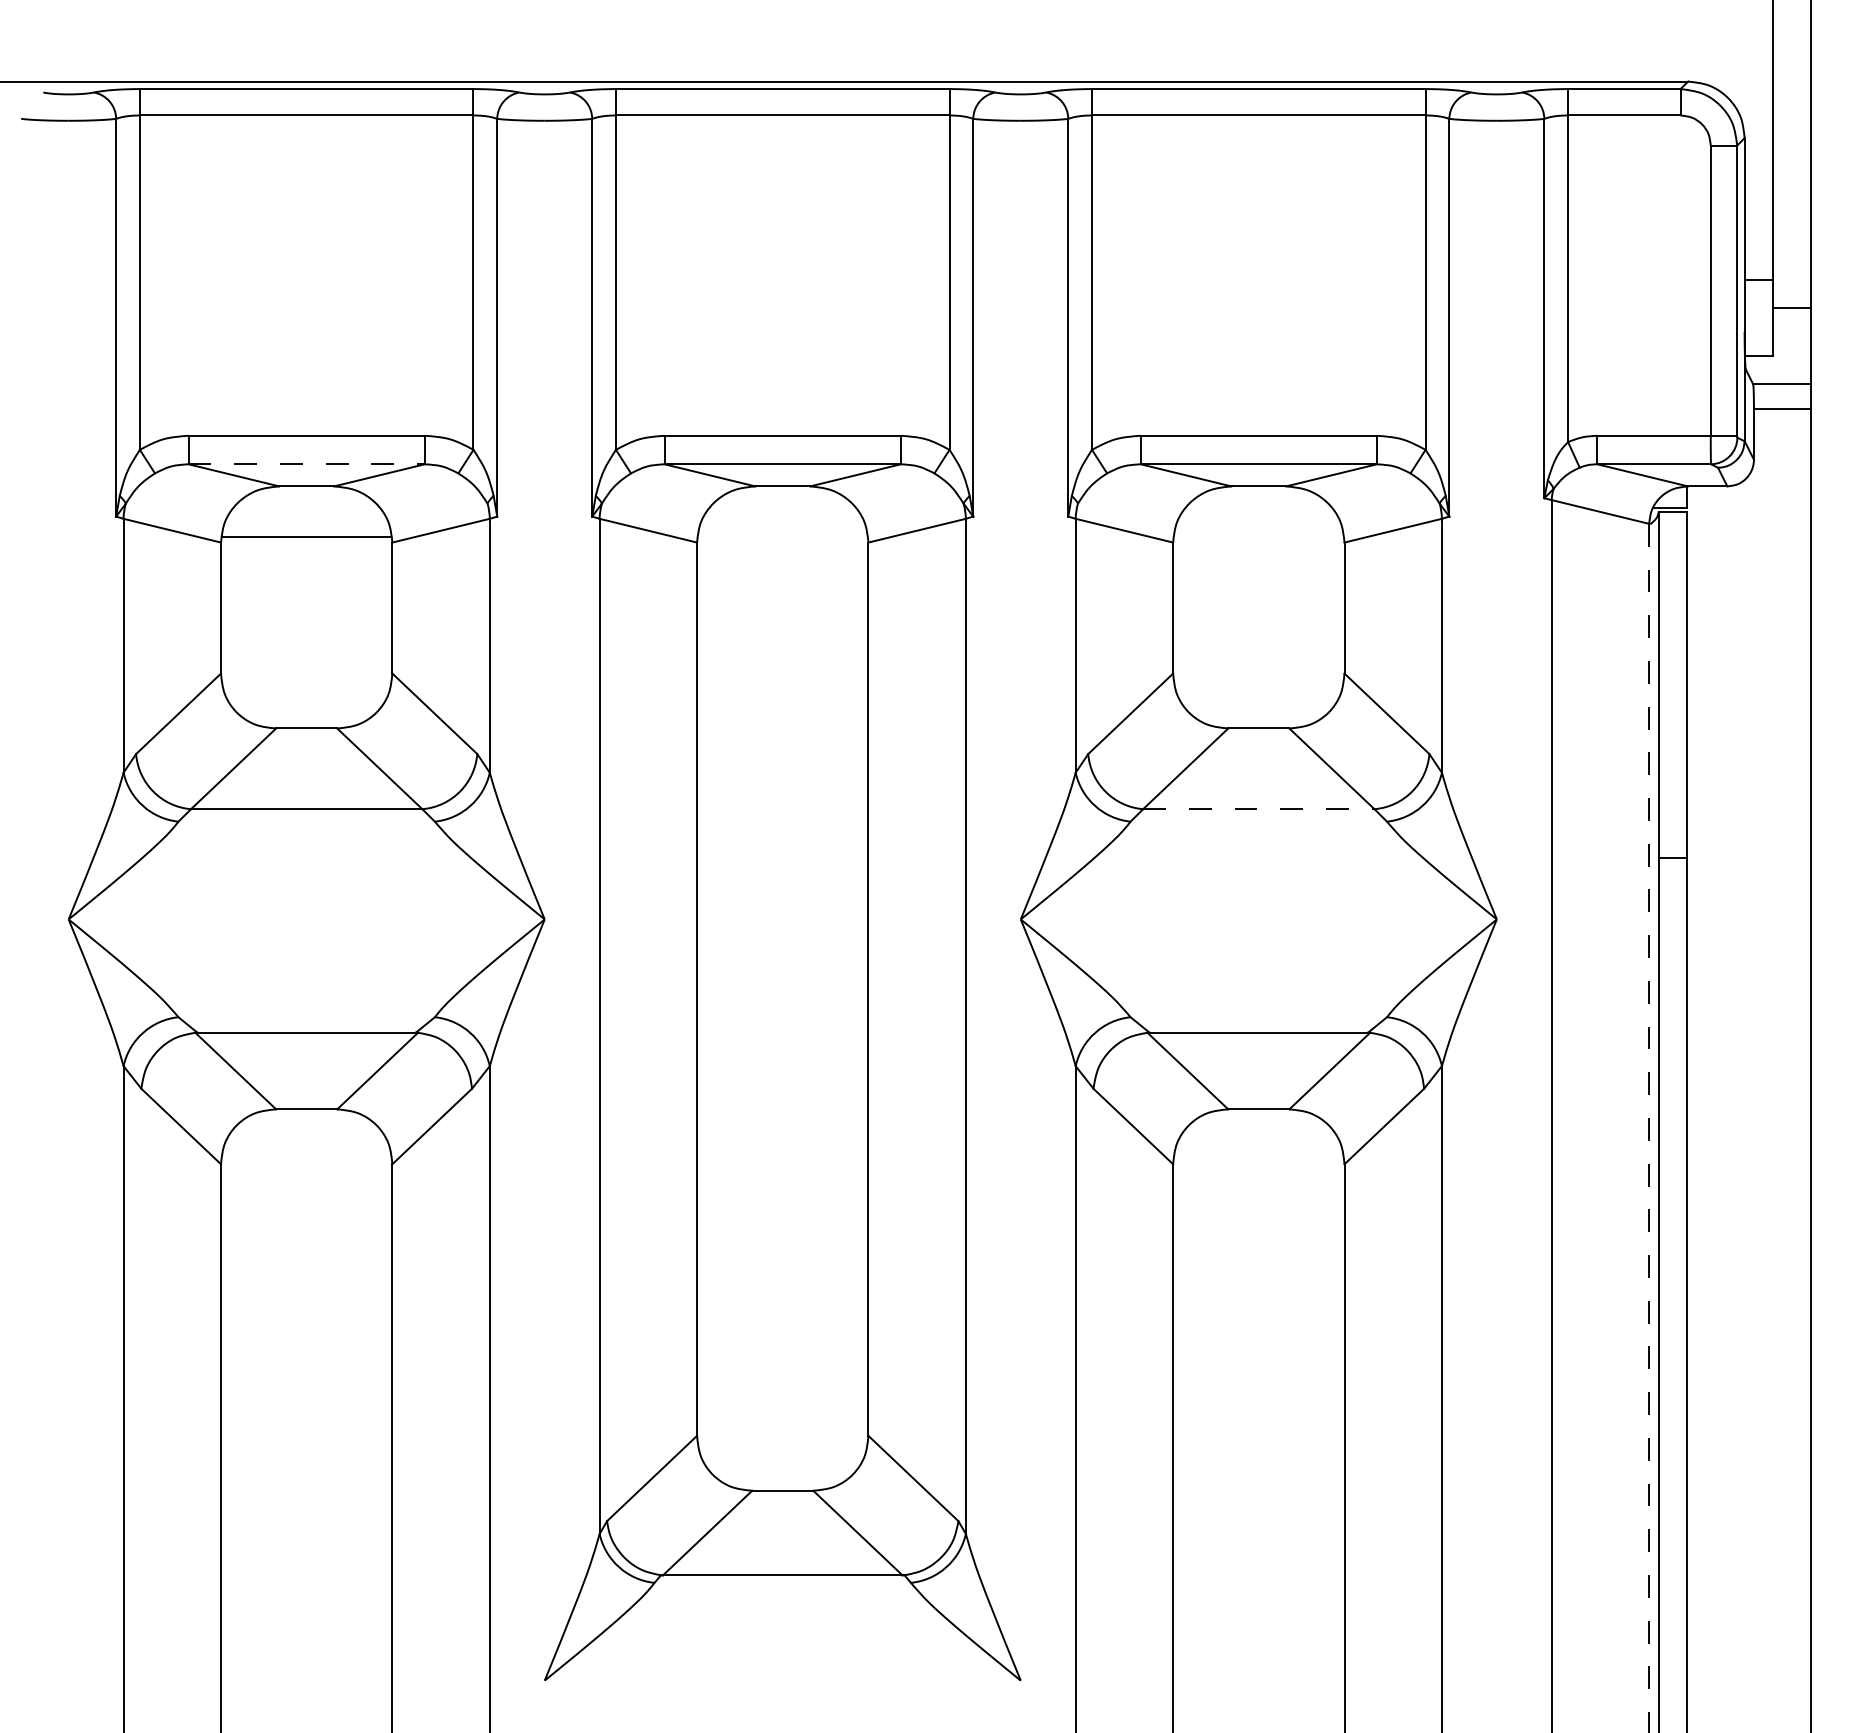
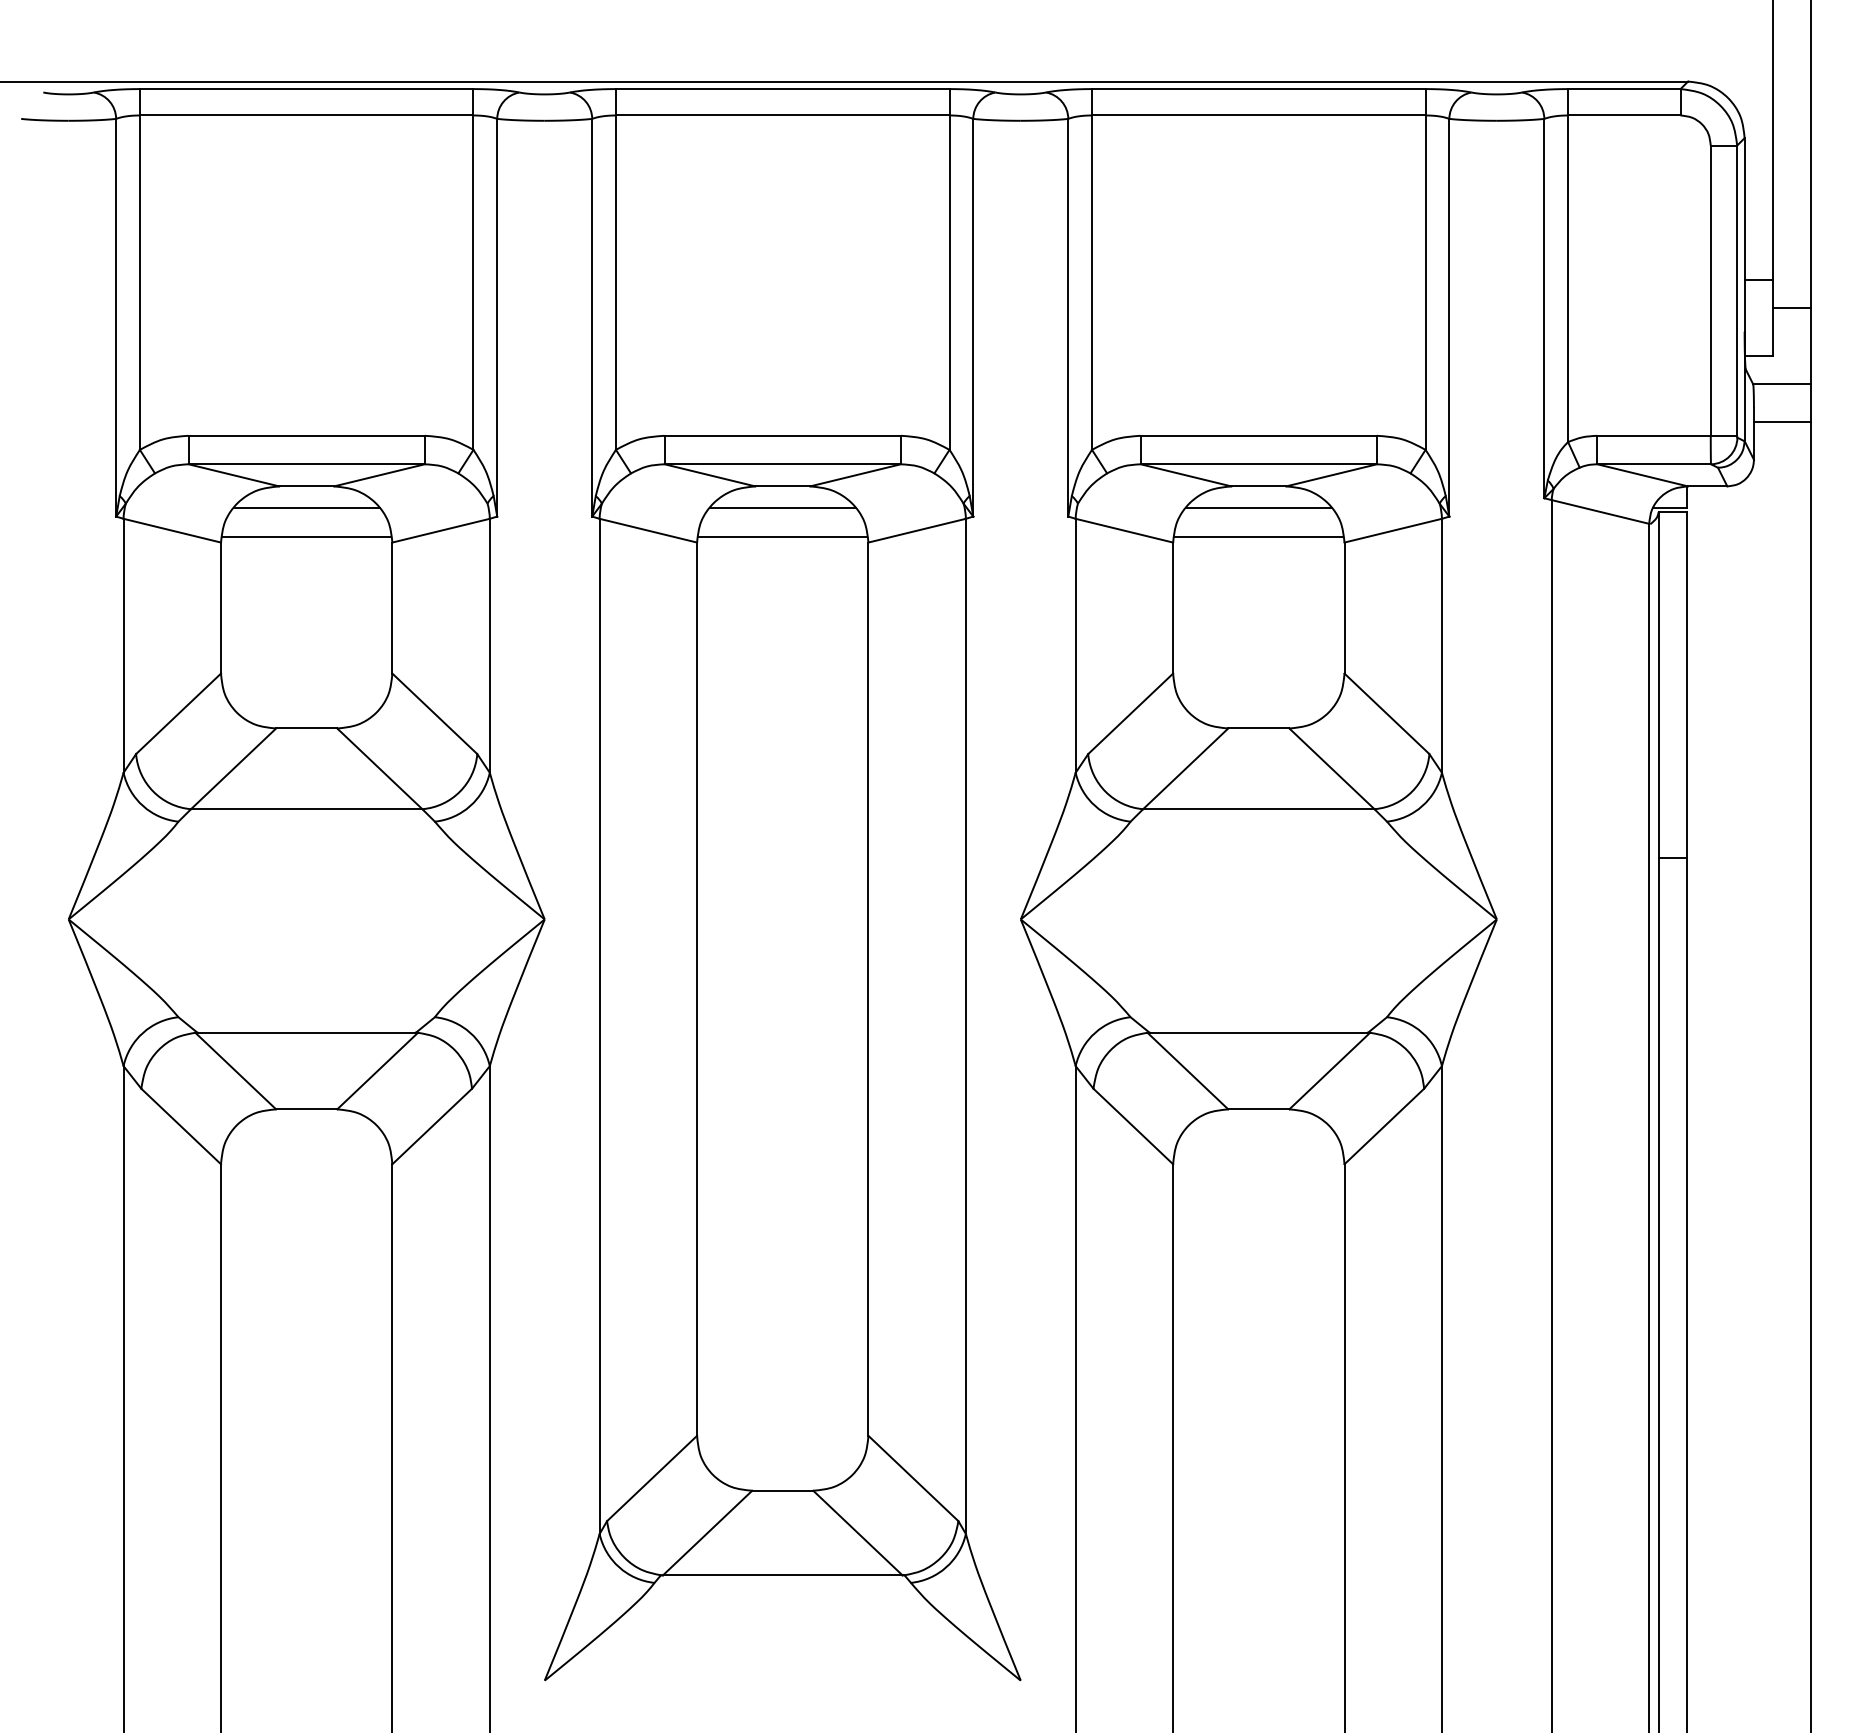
line position: (1781, 409) -> (1781, 422) (1781, 422)
line: dashed -> solid (307, 464)
line: none -> present (306, 508)
line: none -> present (782, 508)
line: none -> present (1258, 508)
line: none -> present (782, 536)
line: none -> present (1258, 536)
line: dashed -> solid (1258, 809)
line: dashed -> solid (1649, 1128)
